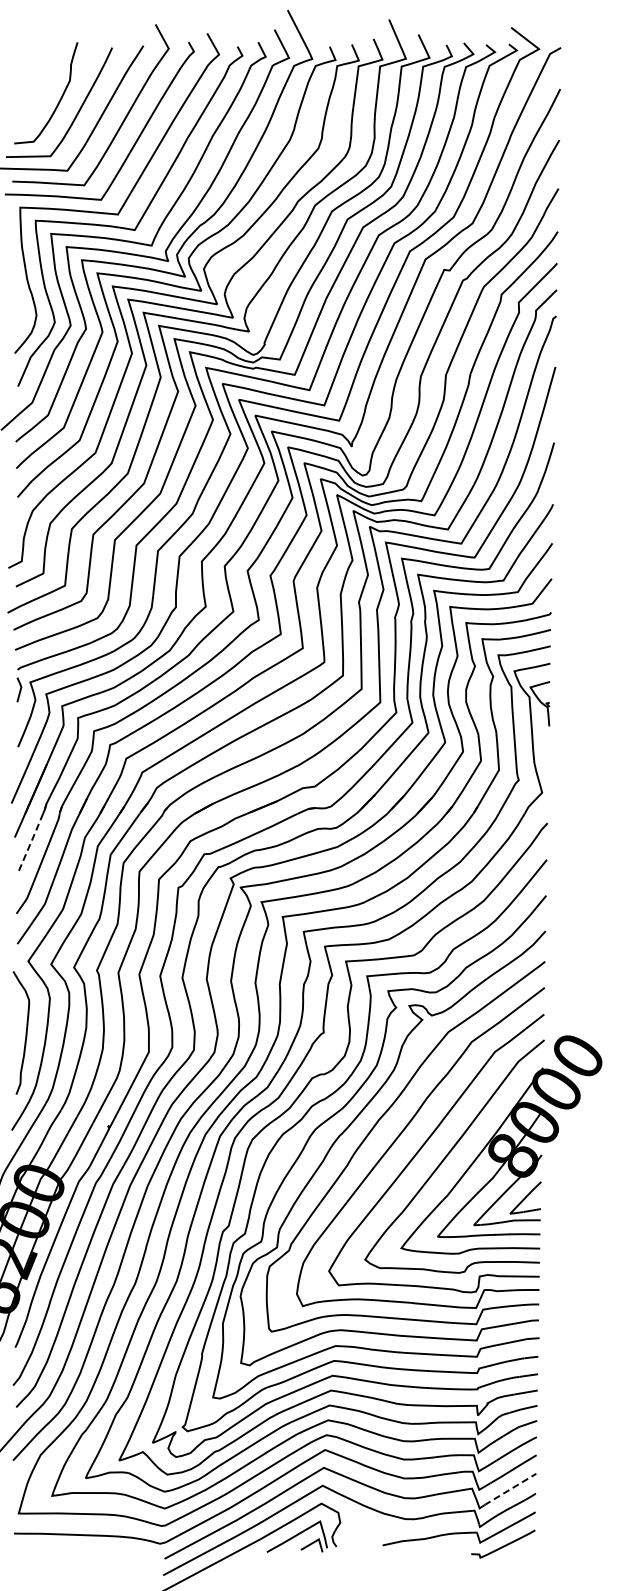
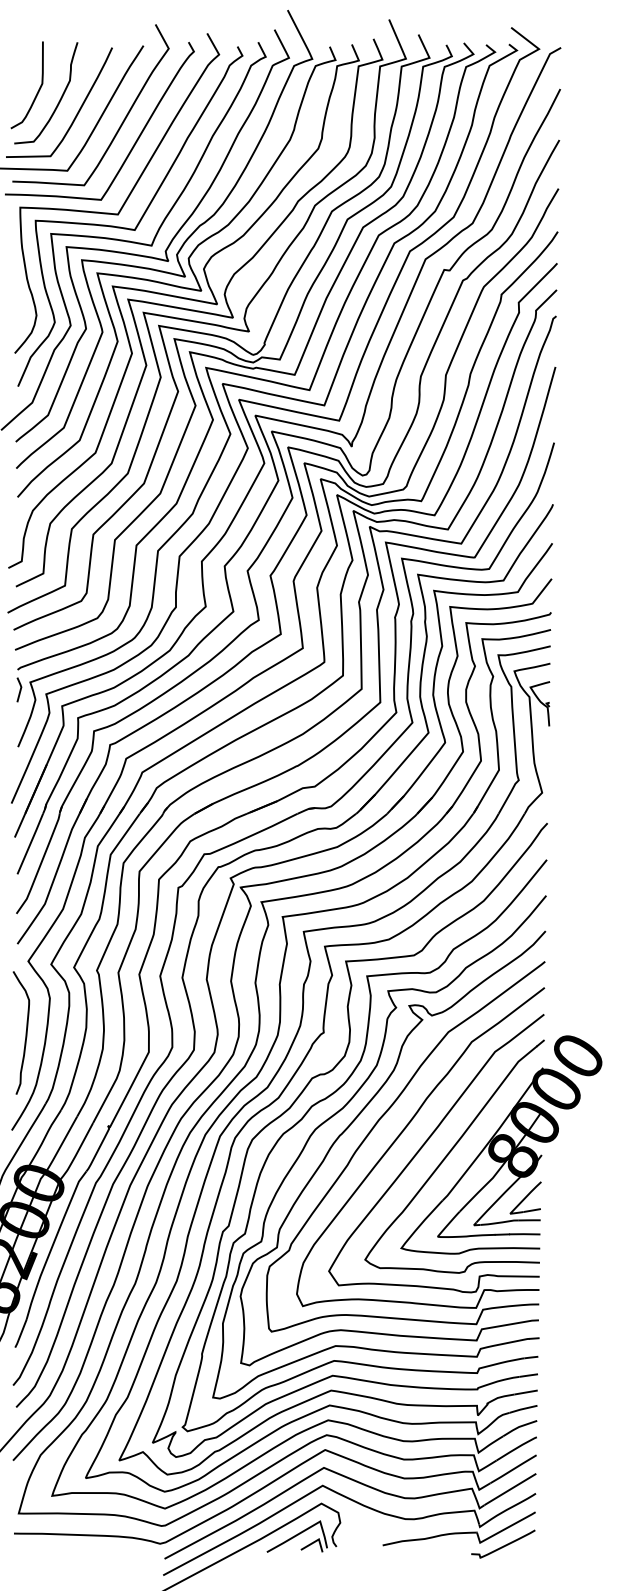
curve: none -> present (37, 91)
line: dashed -> solid (30, 844)
line: dashed -> solid (510, 1489)
